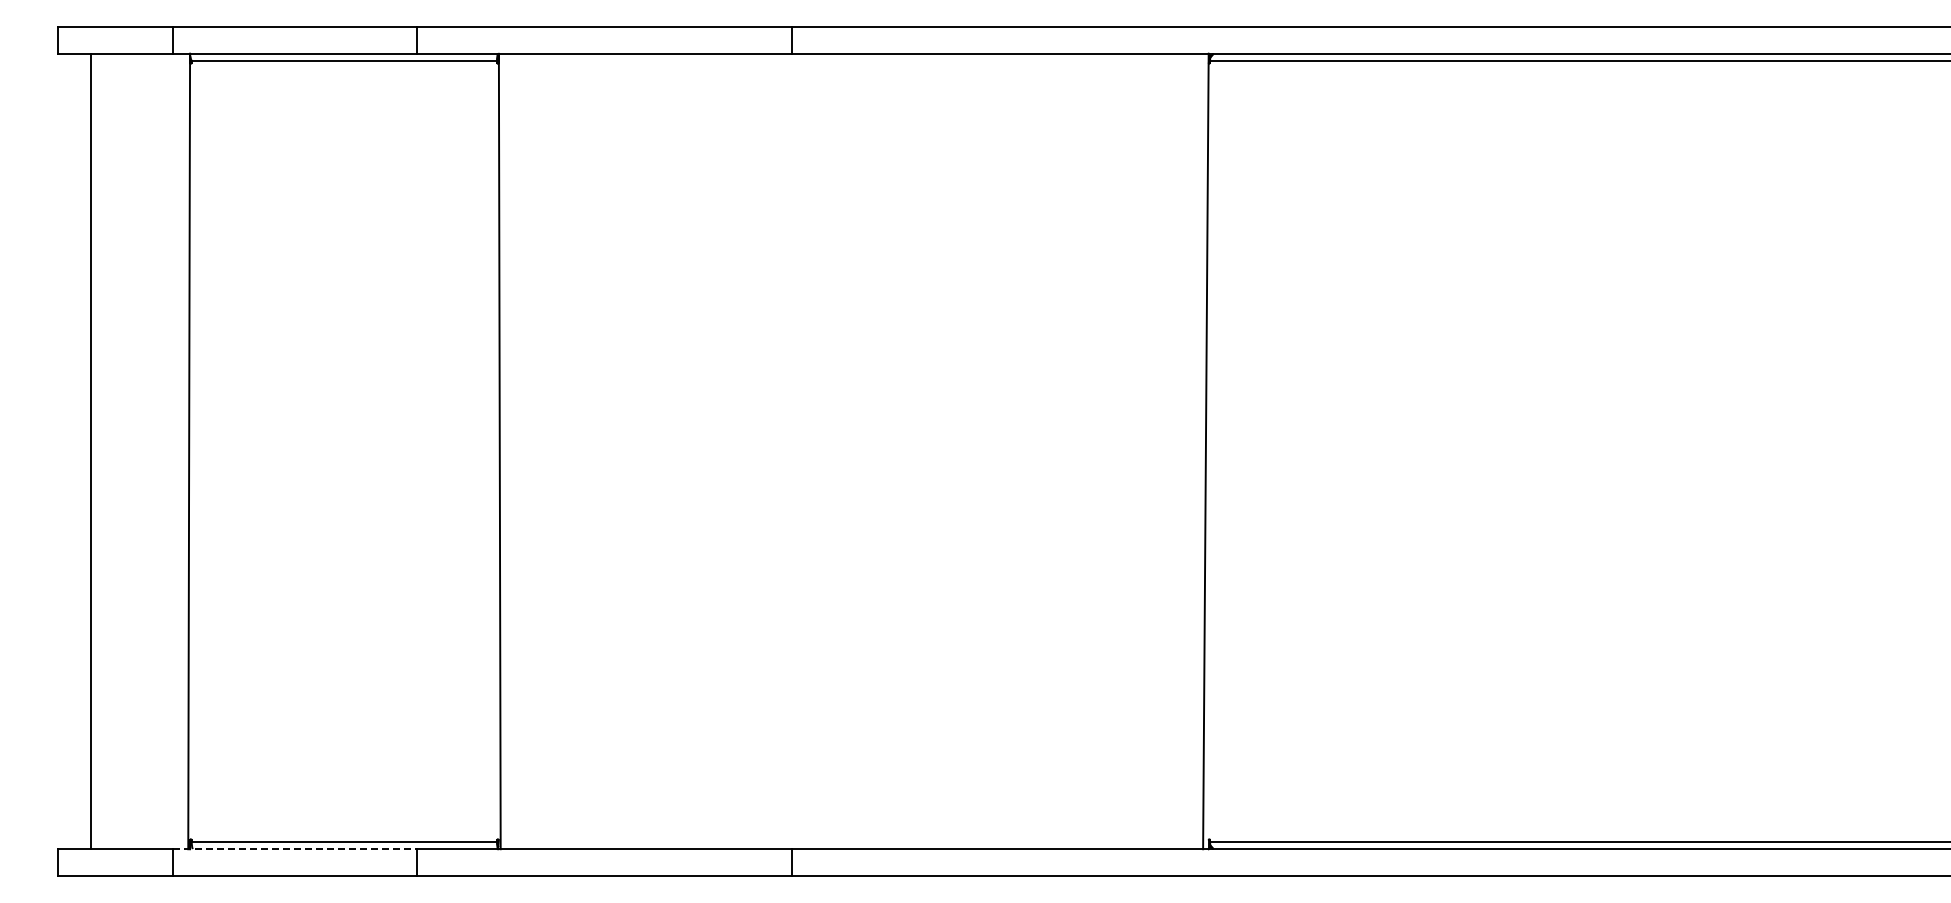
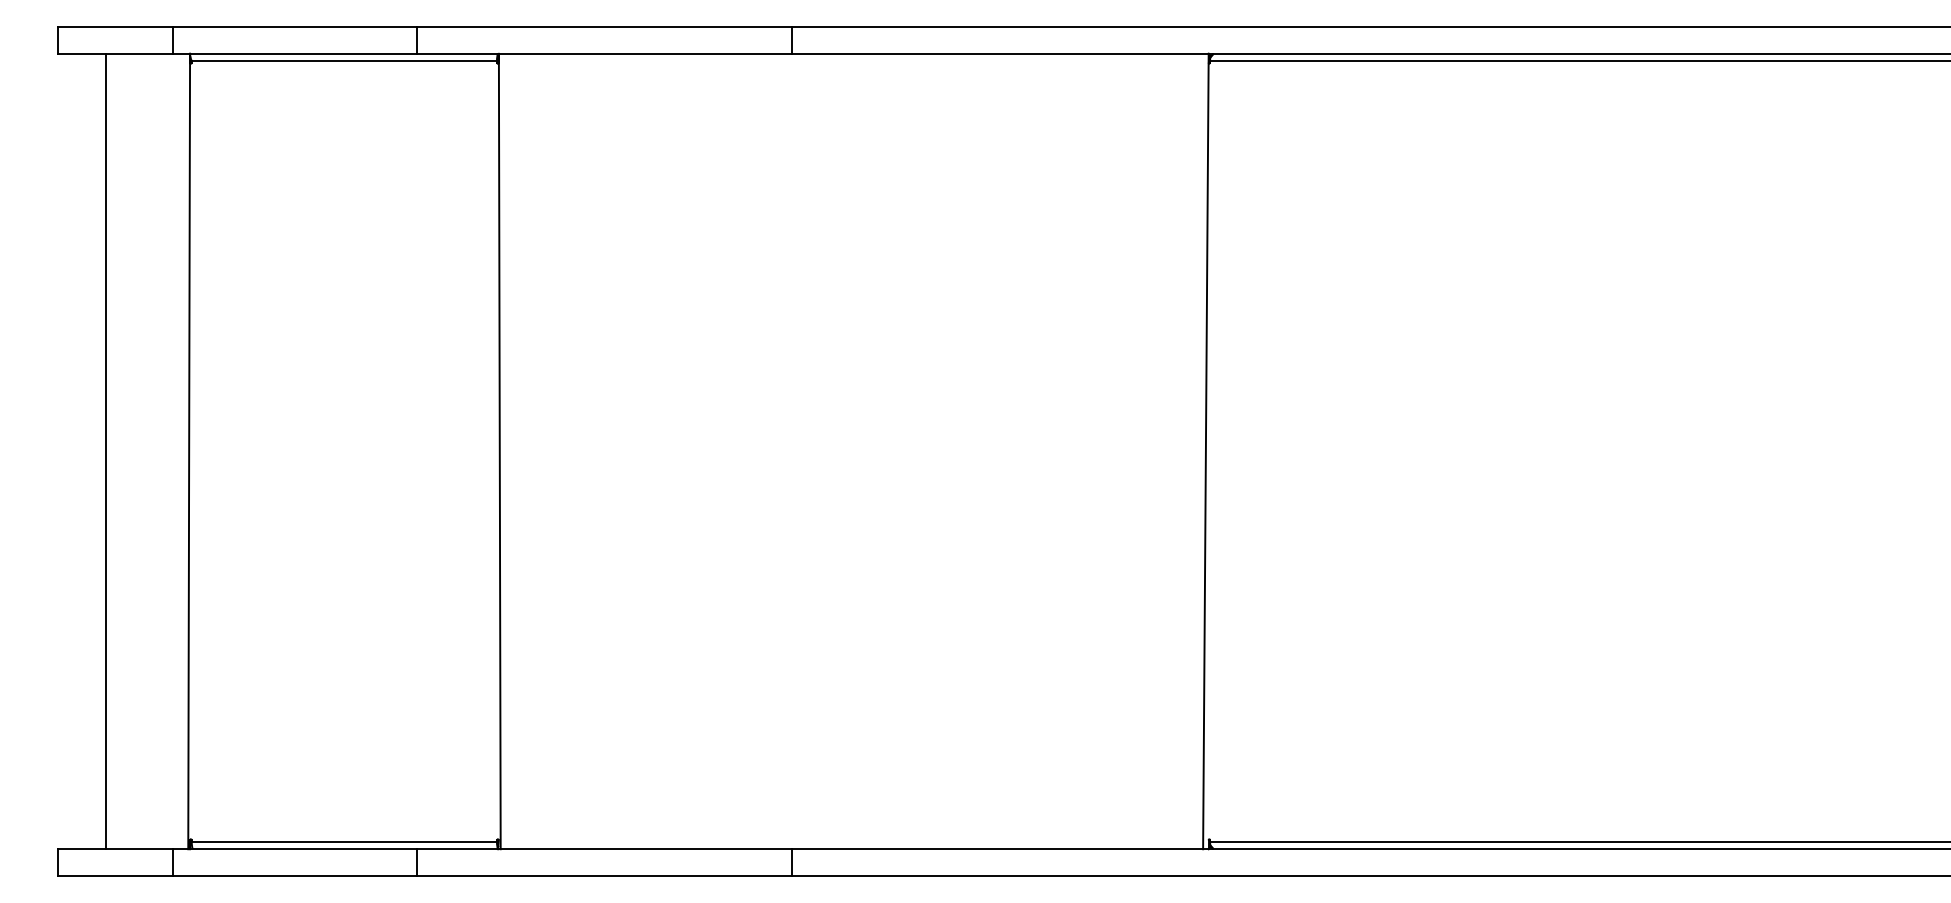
line position: (91, 451) -> (106, 451) (106, 451)
line: dashed -> solid (295, 849)
